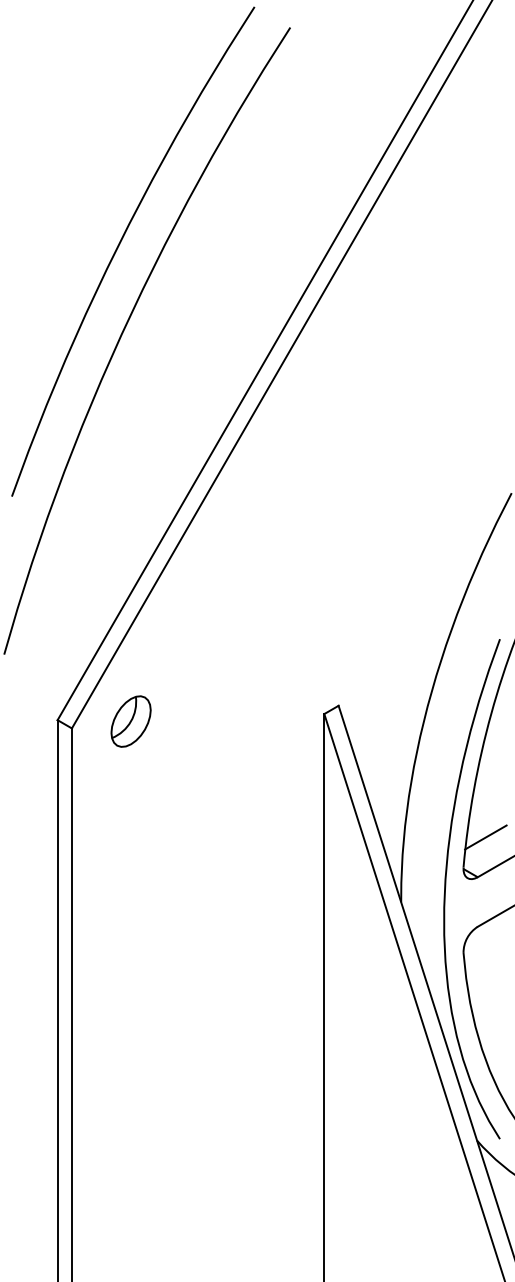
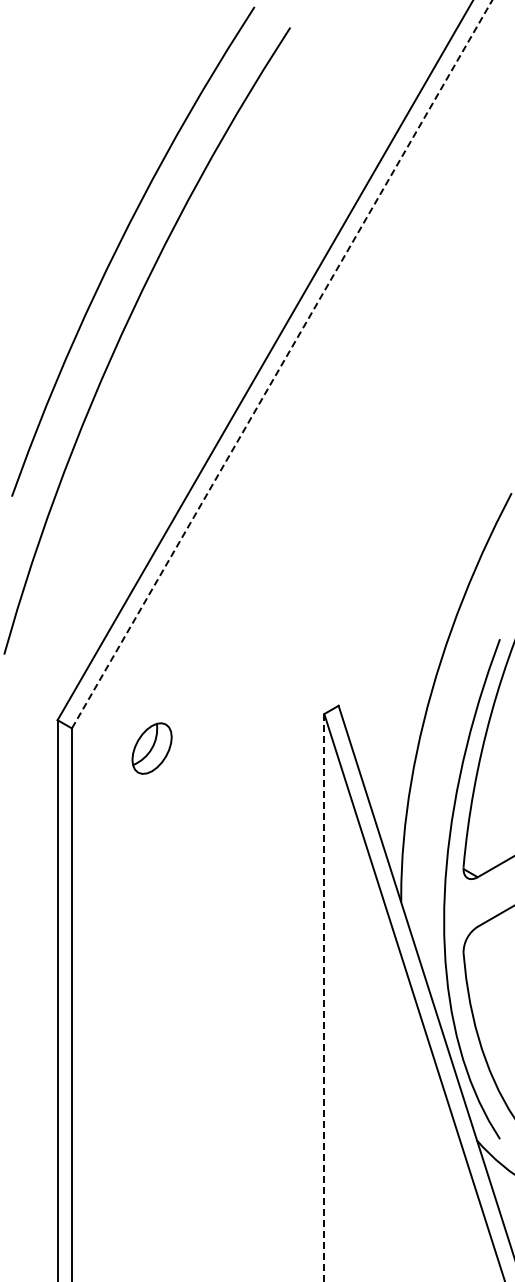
line: solid -> dashed (281, 365)
part position: (130, 721) -> (151, 748) (151, 748)
line: present -> none (485, 837)
line: solid -> dashed (324, 998)
